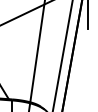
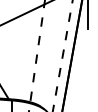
line: solid -> dashed (62, 55)
line: solid -> dashed (36, 56)
